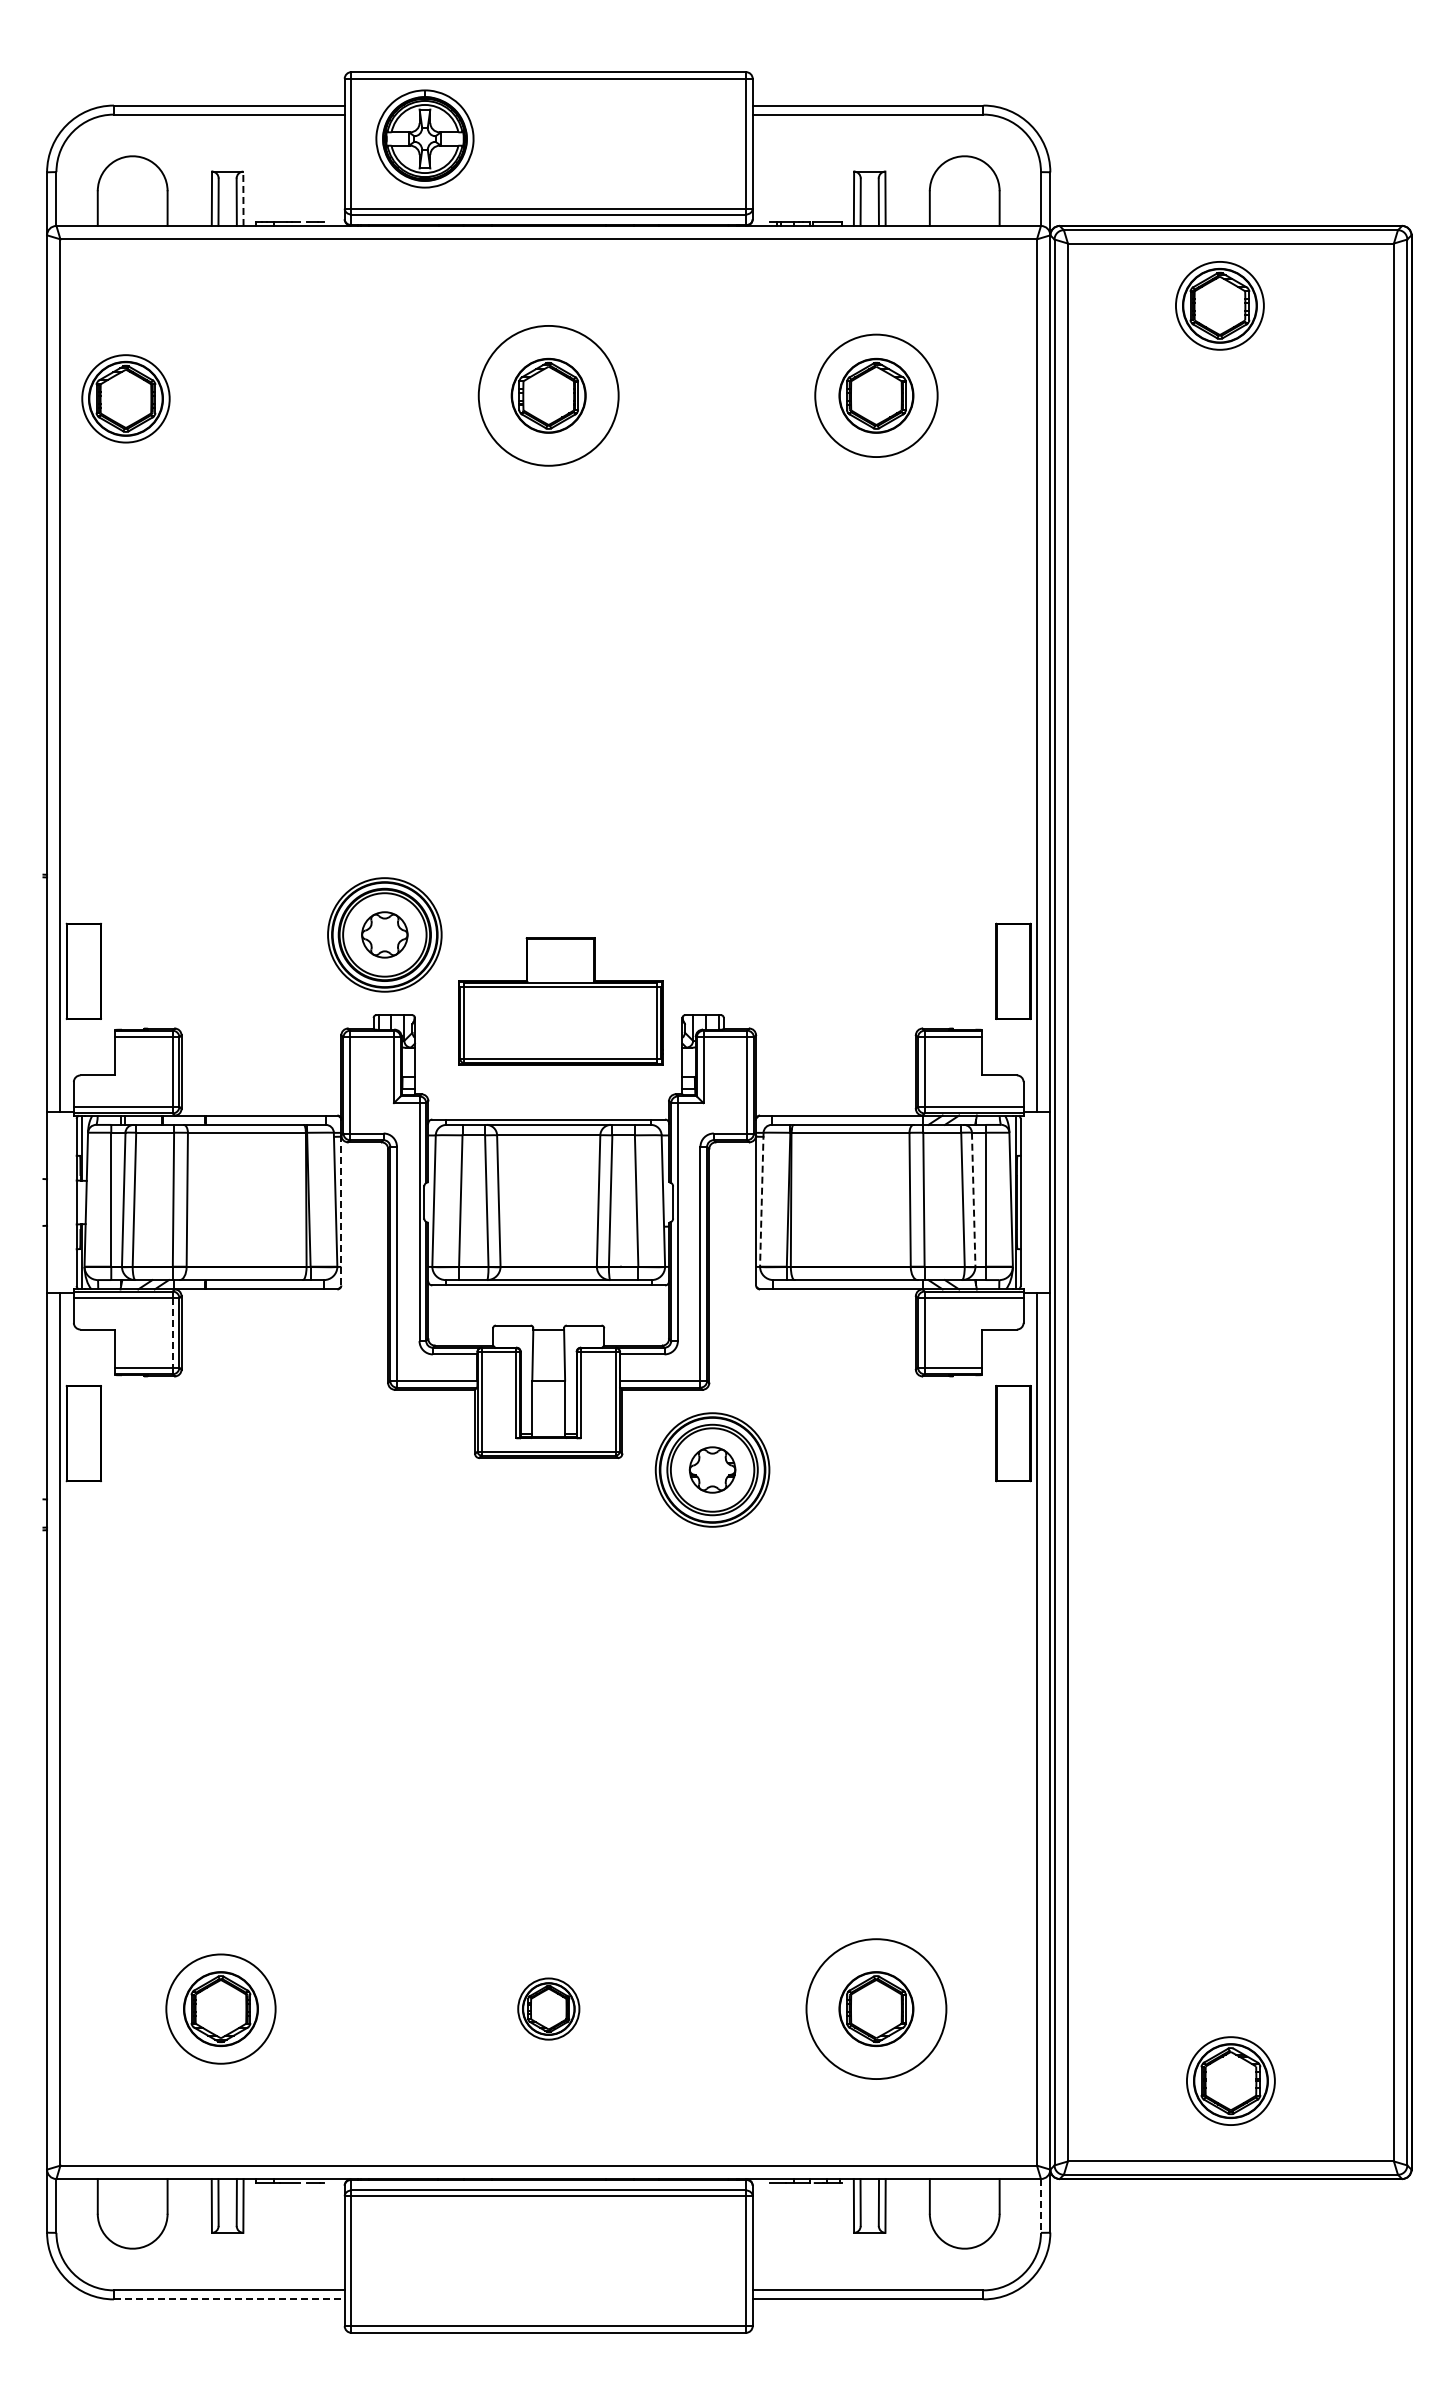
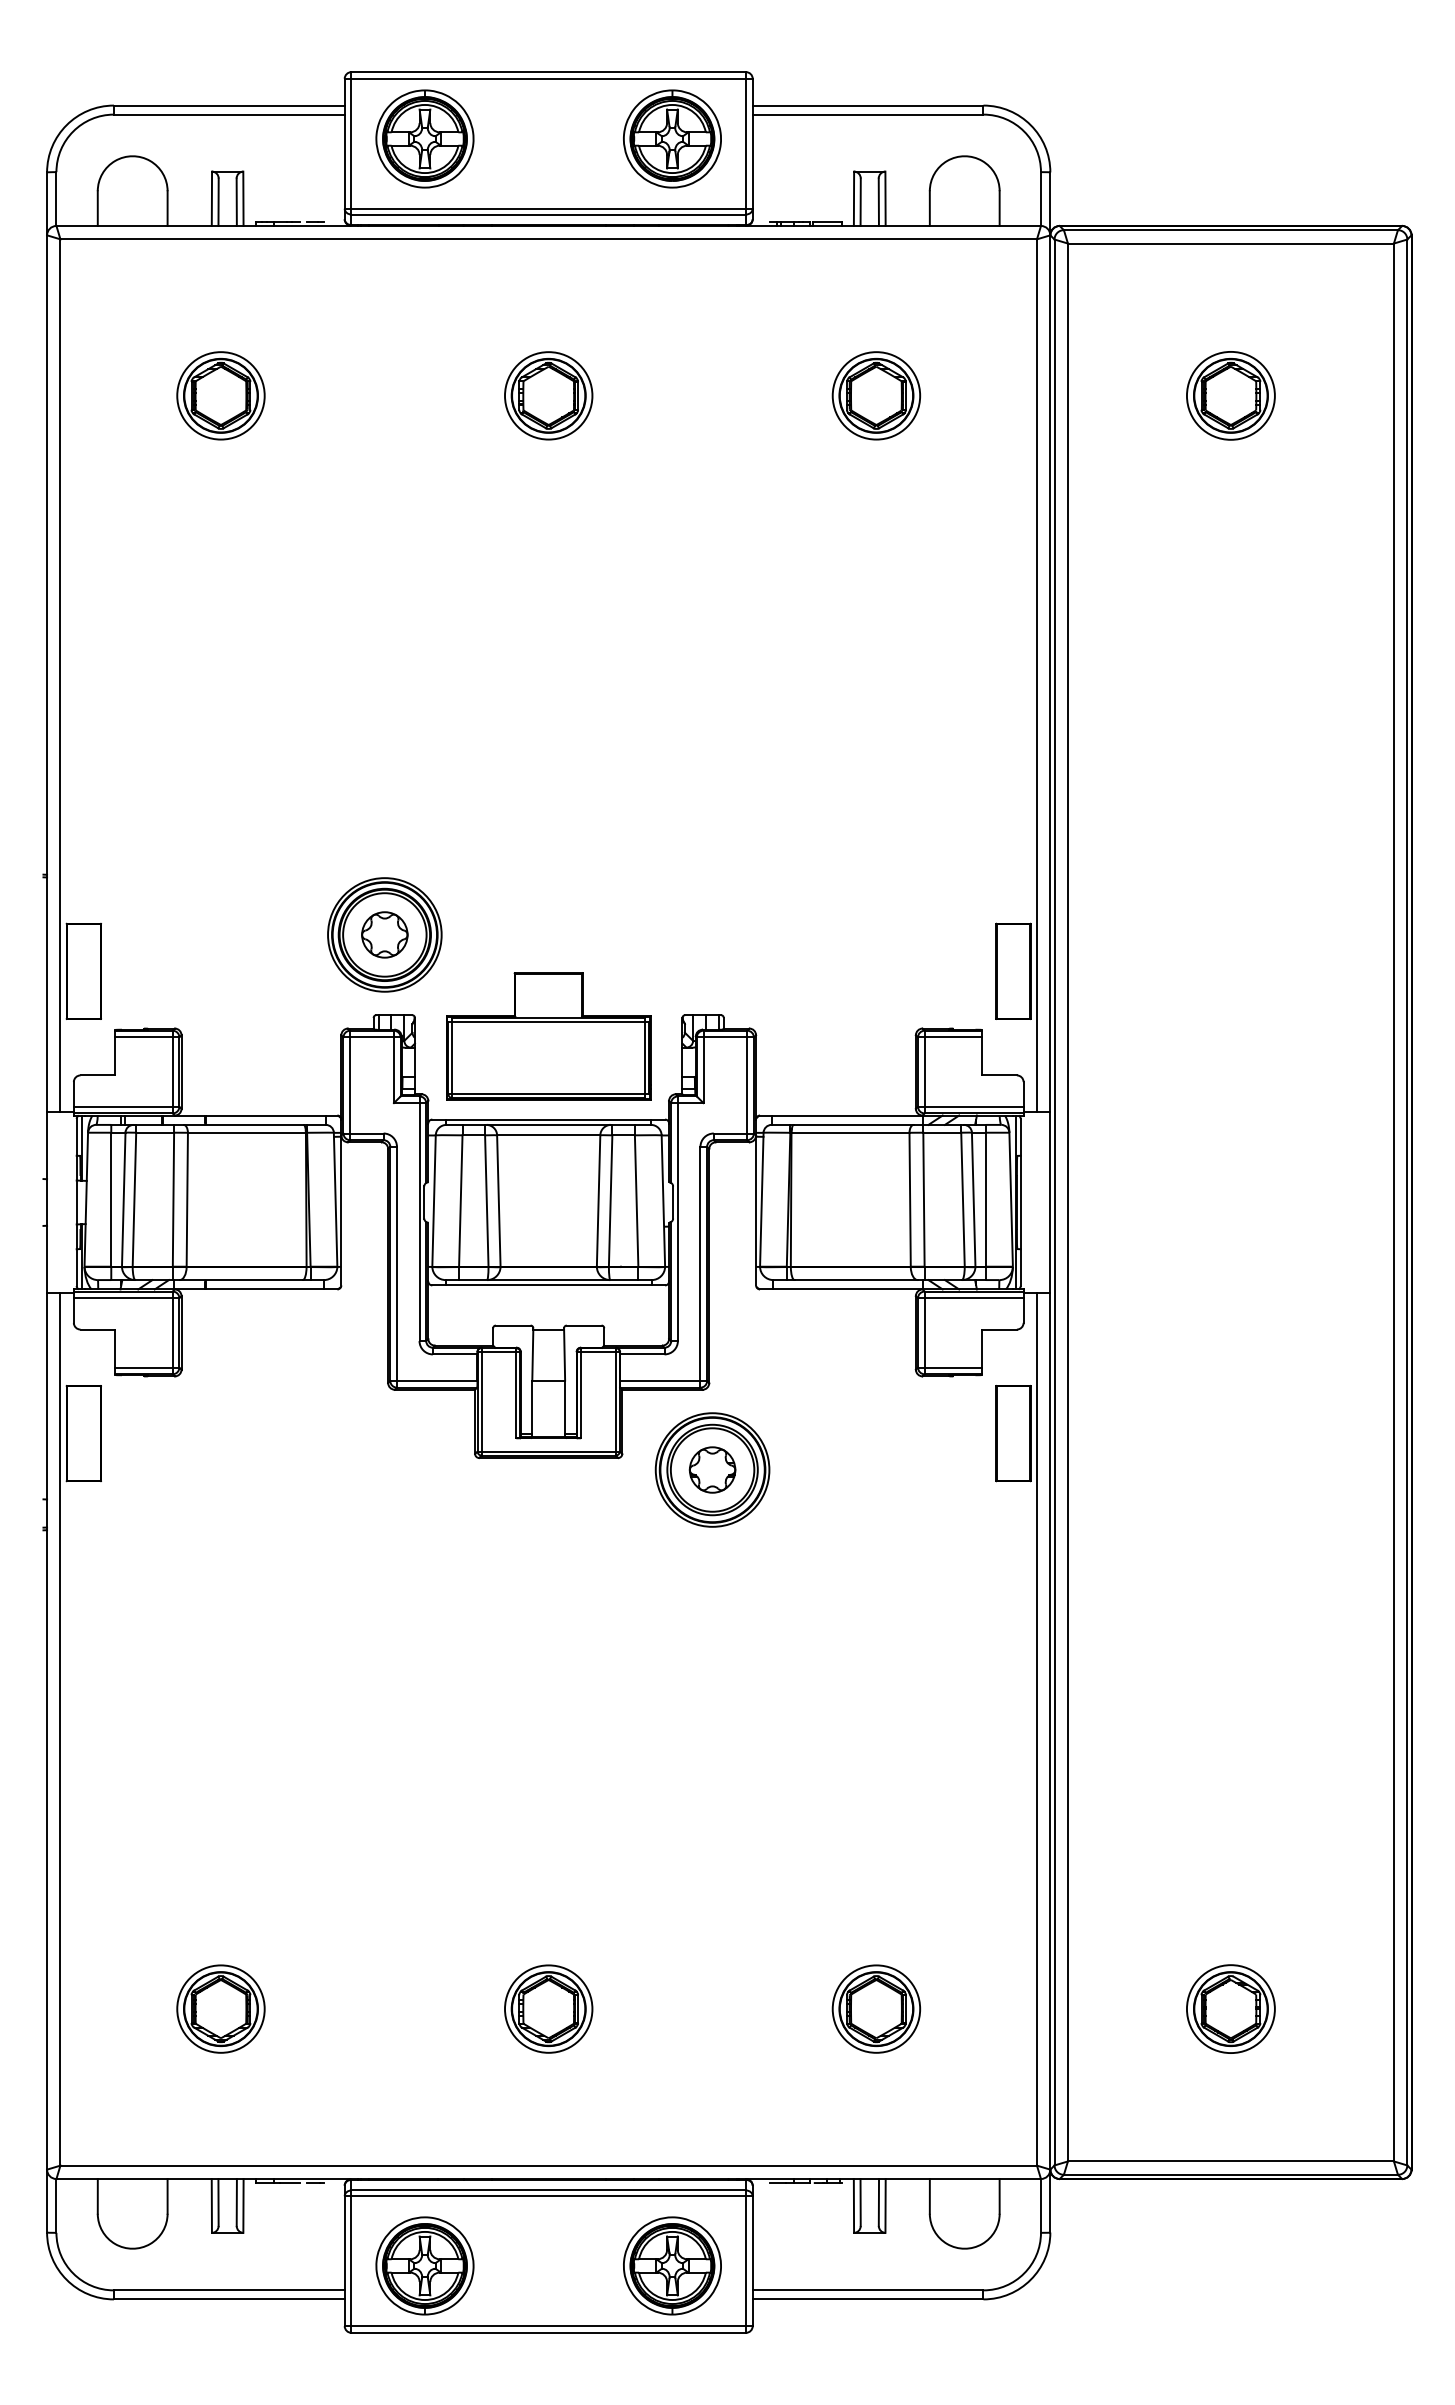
part: none -> present (672, 138)
line: dashed -> solid (243, 198)
part position: (1219, 305) -> (1230, 395) (1230, 395)
circle diameter: 140 px -> 87 px (548, 395)
circle diameter: 122 px -> 87 px (876, 395)
part position: (125, 398) -> (220, 395) (220, 395)
part position: (560, 1001) -> (548, 1036) (548, 1036)
line: dashed -> solid (761, 1200)
line: dashed -> solid (973, 1200)
line: dashed -> solid (341, 1210)
line: dashed -> solid (172, 1332)
circle diameter: 109 px -> 87 px (220, 2008)
part size: 64x64 px -> 90x90 px (548, 2008)
circle diameter: 140 px -> 87 px (876, 2008)
part position: (1230, 2080) -> (1230, 2008) (1230, 2008)
line: dashed -> solid (1040, 2205)
part: none -> present (424, 2265)
part: none -> present (672, 2265)
line: dashed -> solid (229, 2299)
